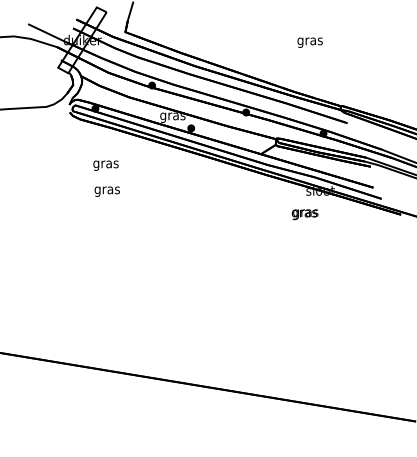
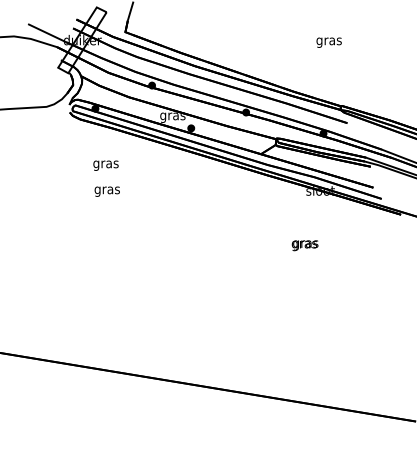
text position: (309, 42) -> (328, 42) (328, 42)
text position: (304, 214) -> (304, 245) (304, 245)
